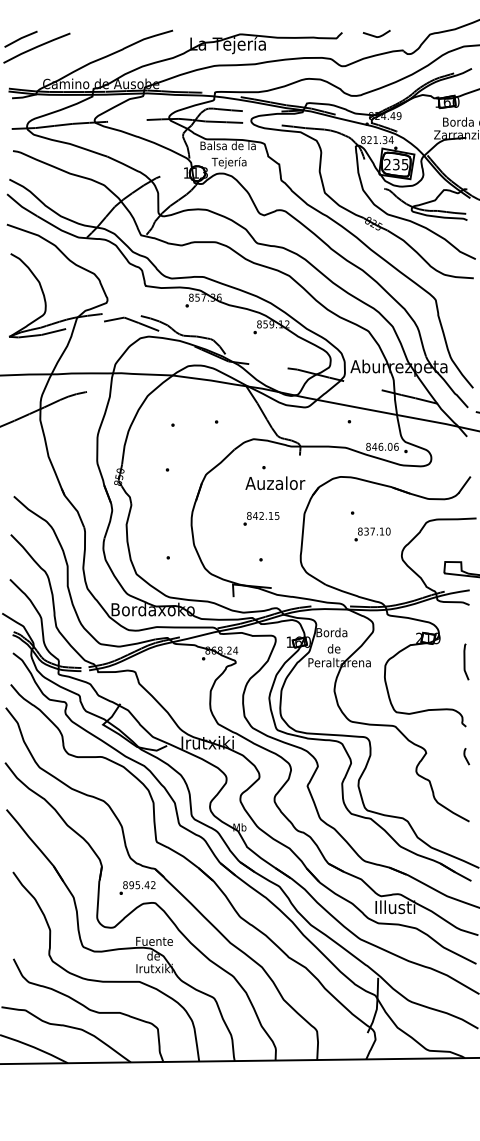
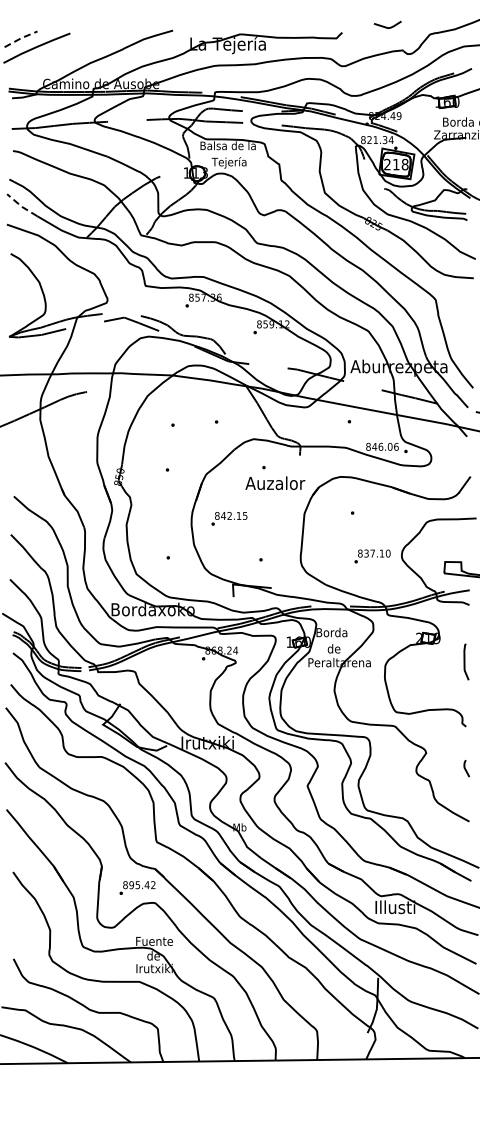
curve position: (375, 35) -> (386, 26) (386, 26)
line: solid -> dashed (21, 38)
text: 235 -> 218 (400, 164)
line: solid -> dashed (21, 206)
text position: (261, 518) -> (229, 518) (229, 518)
text position: (372, 534) -> (372, 556) (372, 556)
curve position: (465, 756) -> (465, 768) (465, 768)
